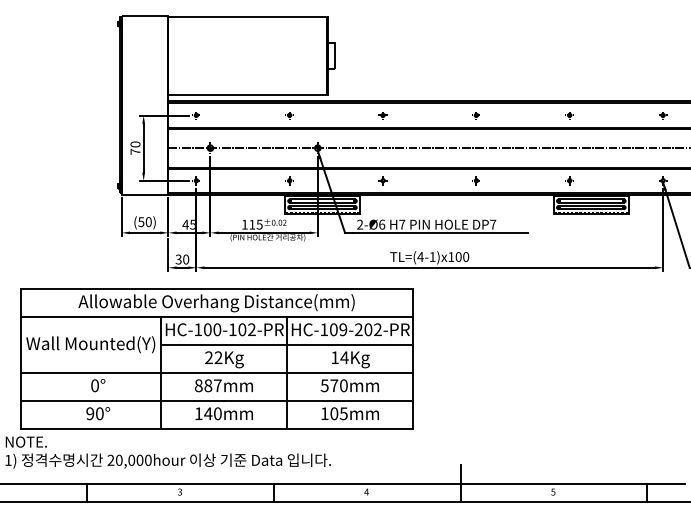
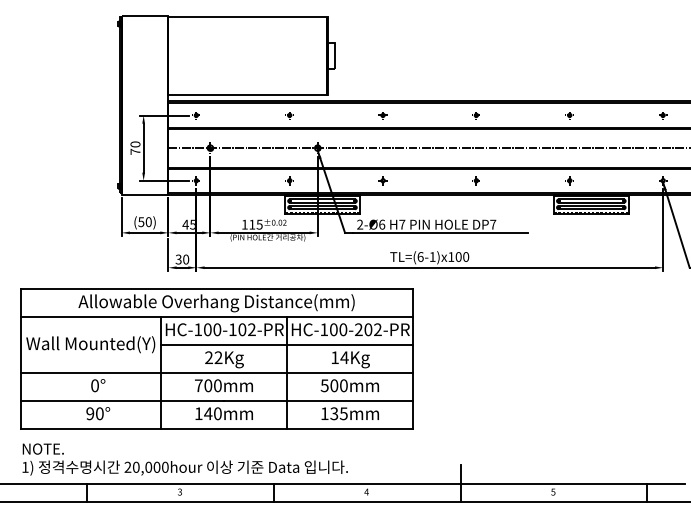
text: TL=(4-1)x100 -> TL=(6-1)x100 (420, 256)
text: HC-109-202-PR -> HC-100-202-PR (343, 329)
text: 887mm -> 700mm (208, 385)
text: 570mm -> 500mm (334, 385)
text: 105mm -> 135mm (334, 413)
text position: (167, 452) -> (184, 459) (184, 459)
